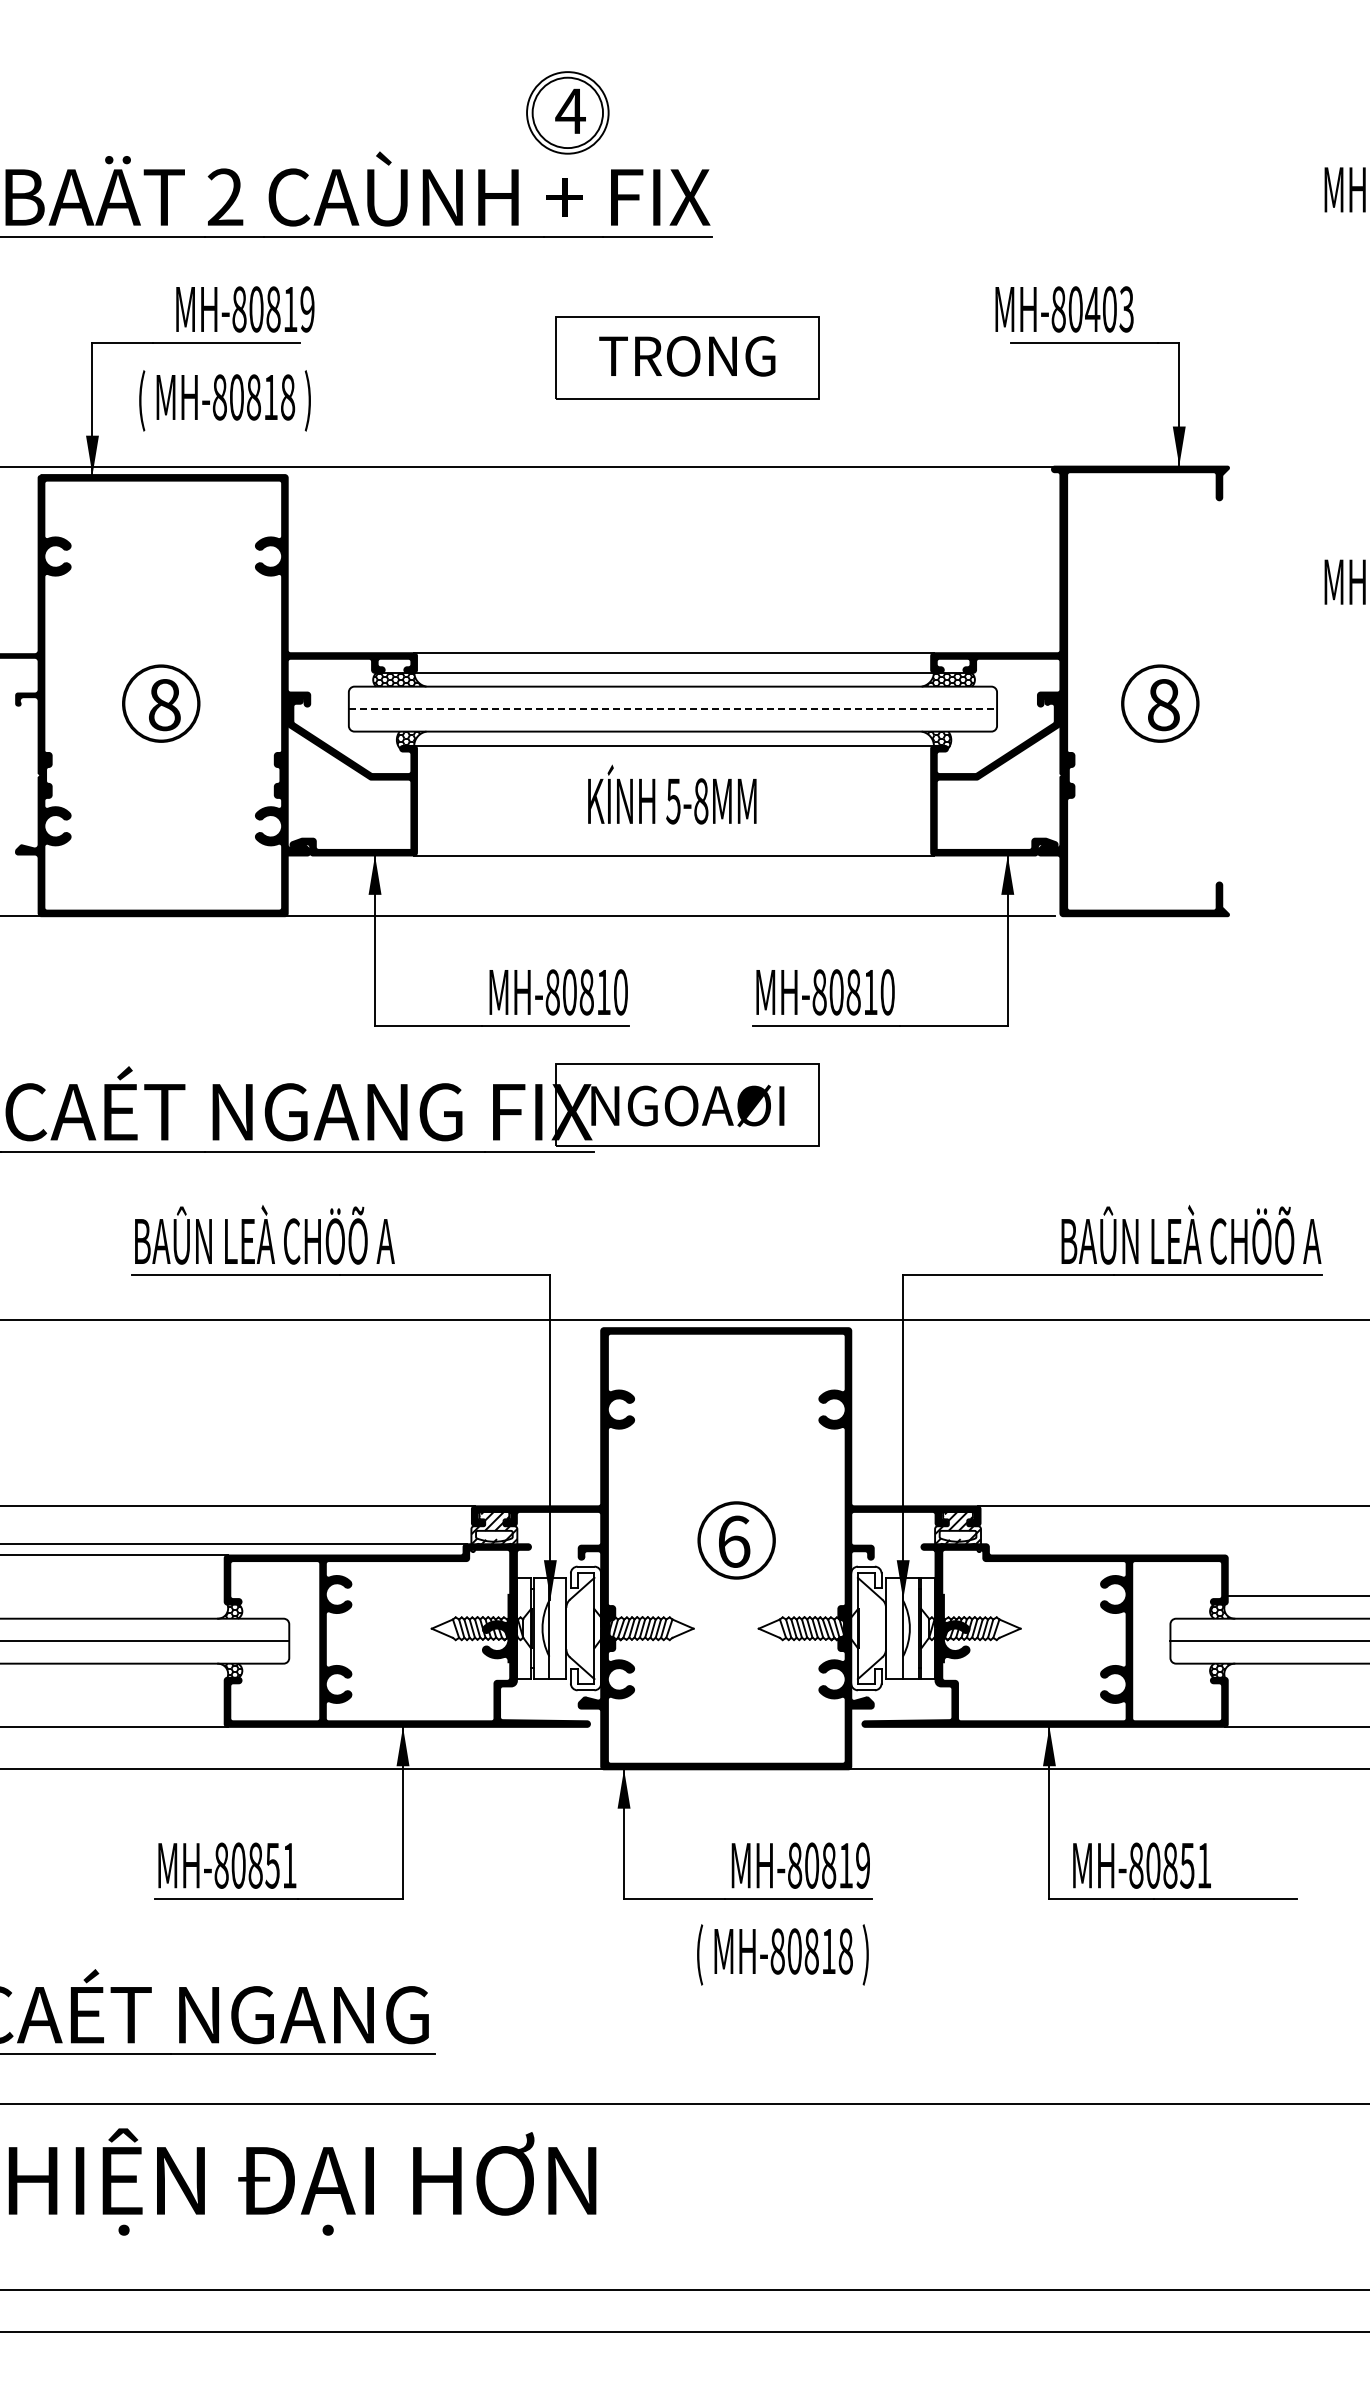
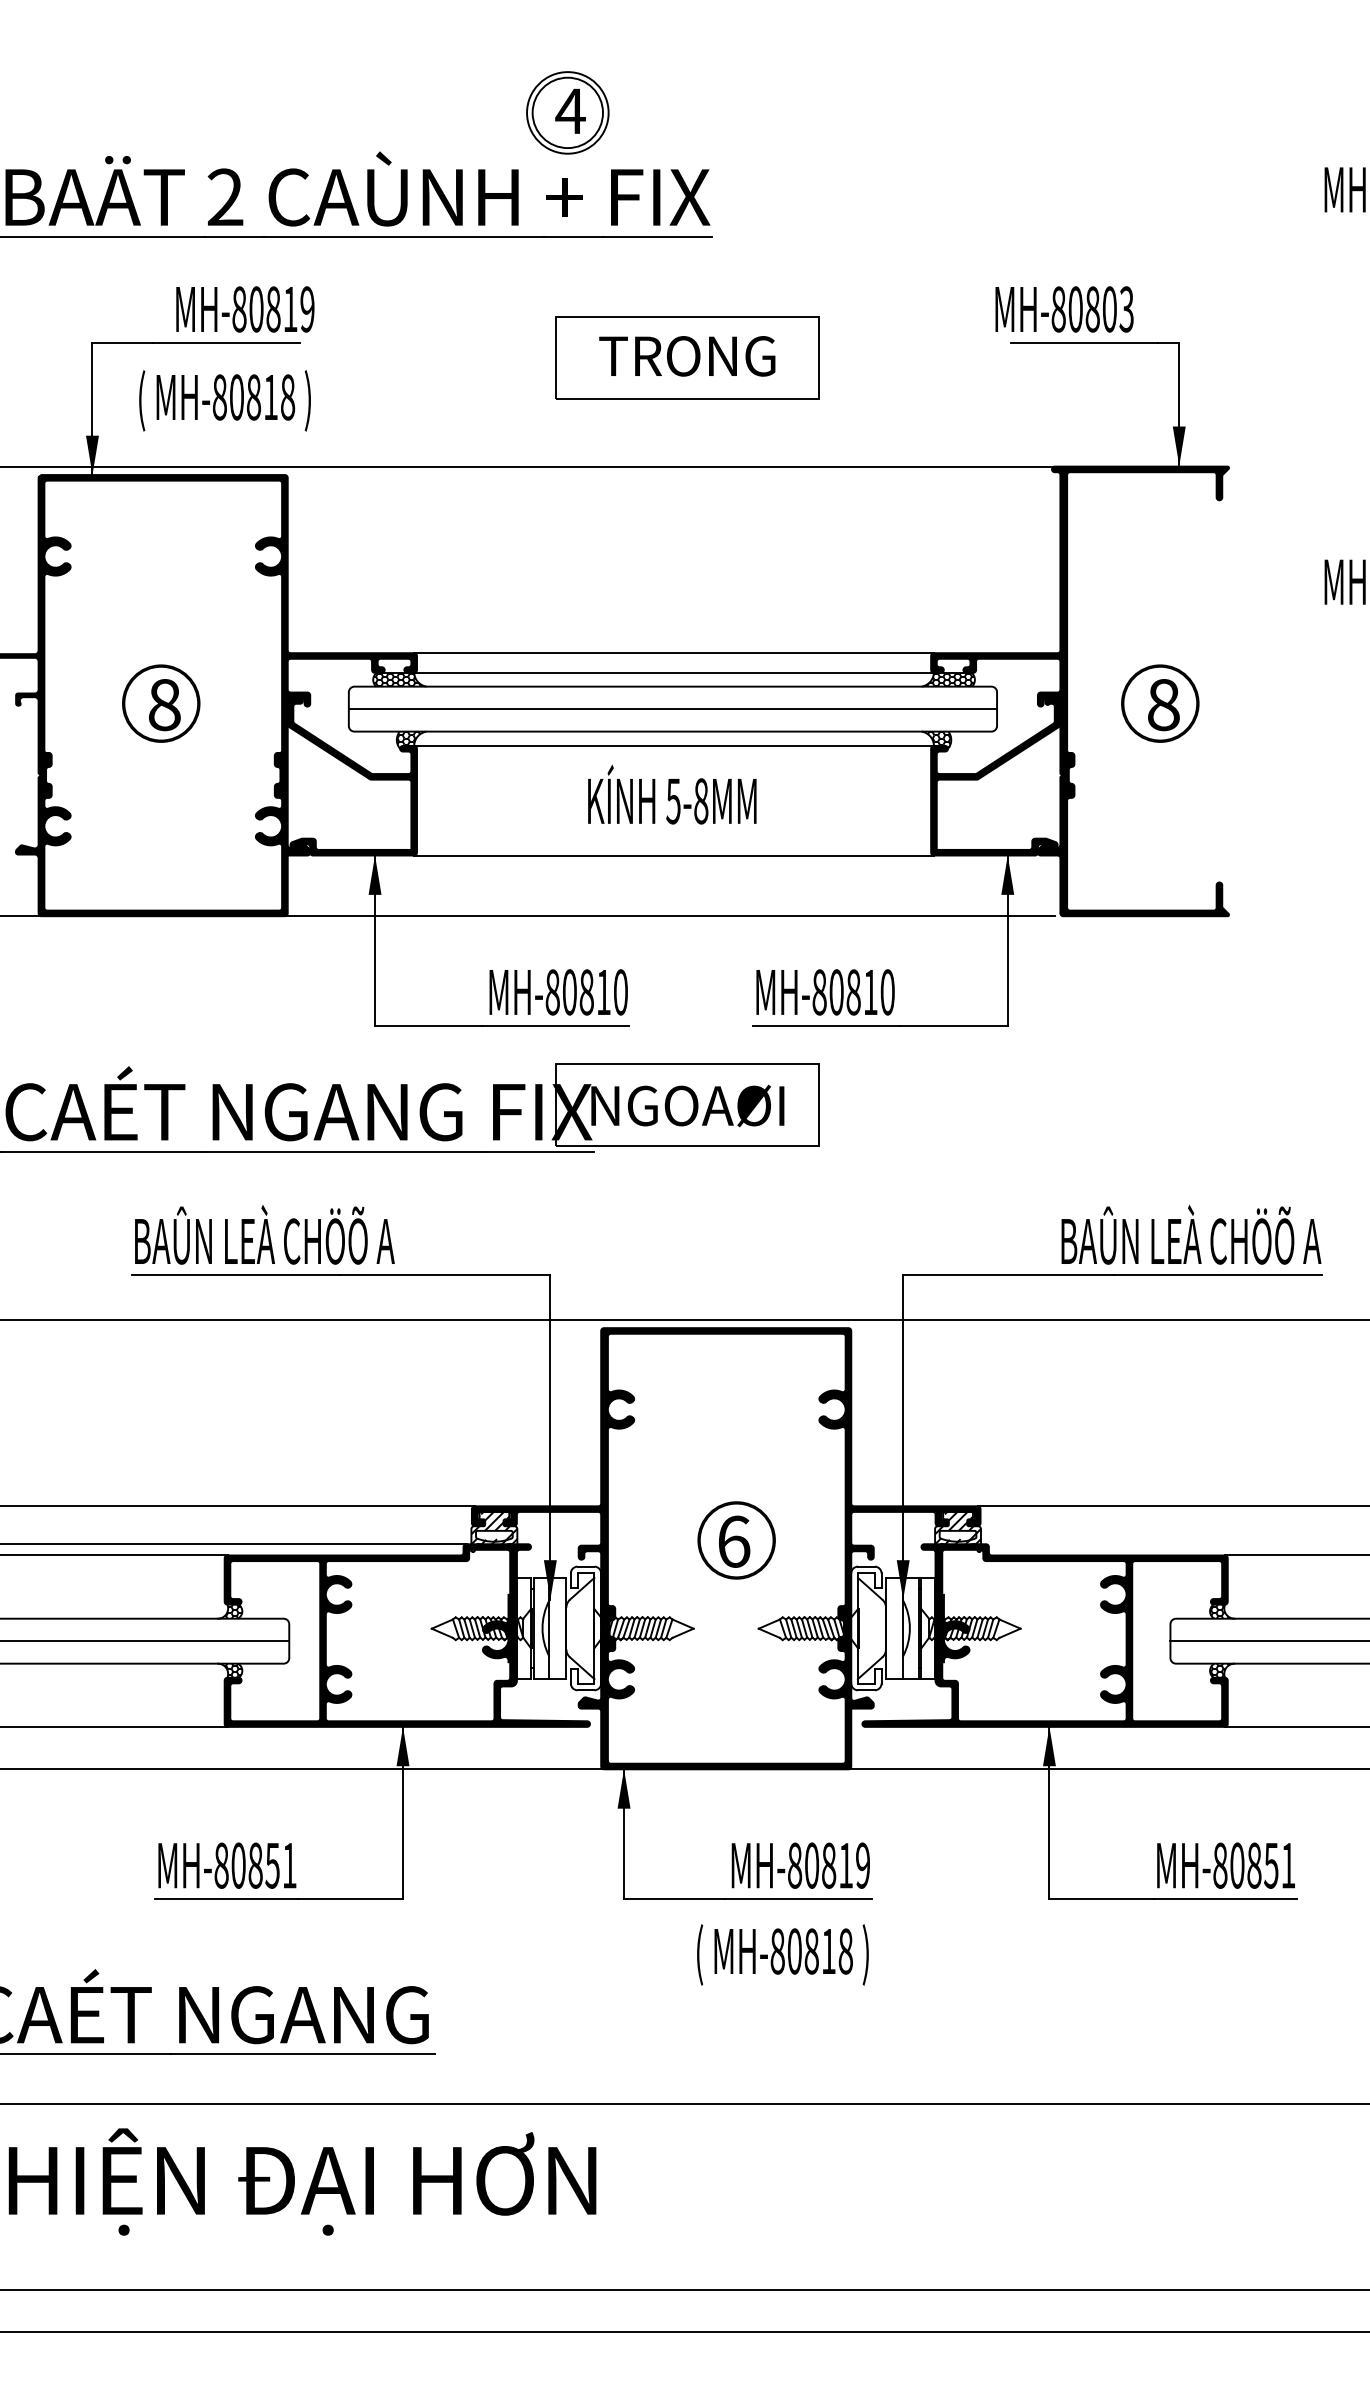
text: MH-80403 -> MH-80803 (1092, 309)
line: dashed -> solid (673, 709)
line position: (1295, 1596) -> (1295, 1555) (1295, 1555)
text position: (1141, 1865) -> (1225, 1865) (1225, 1865)
